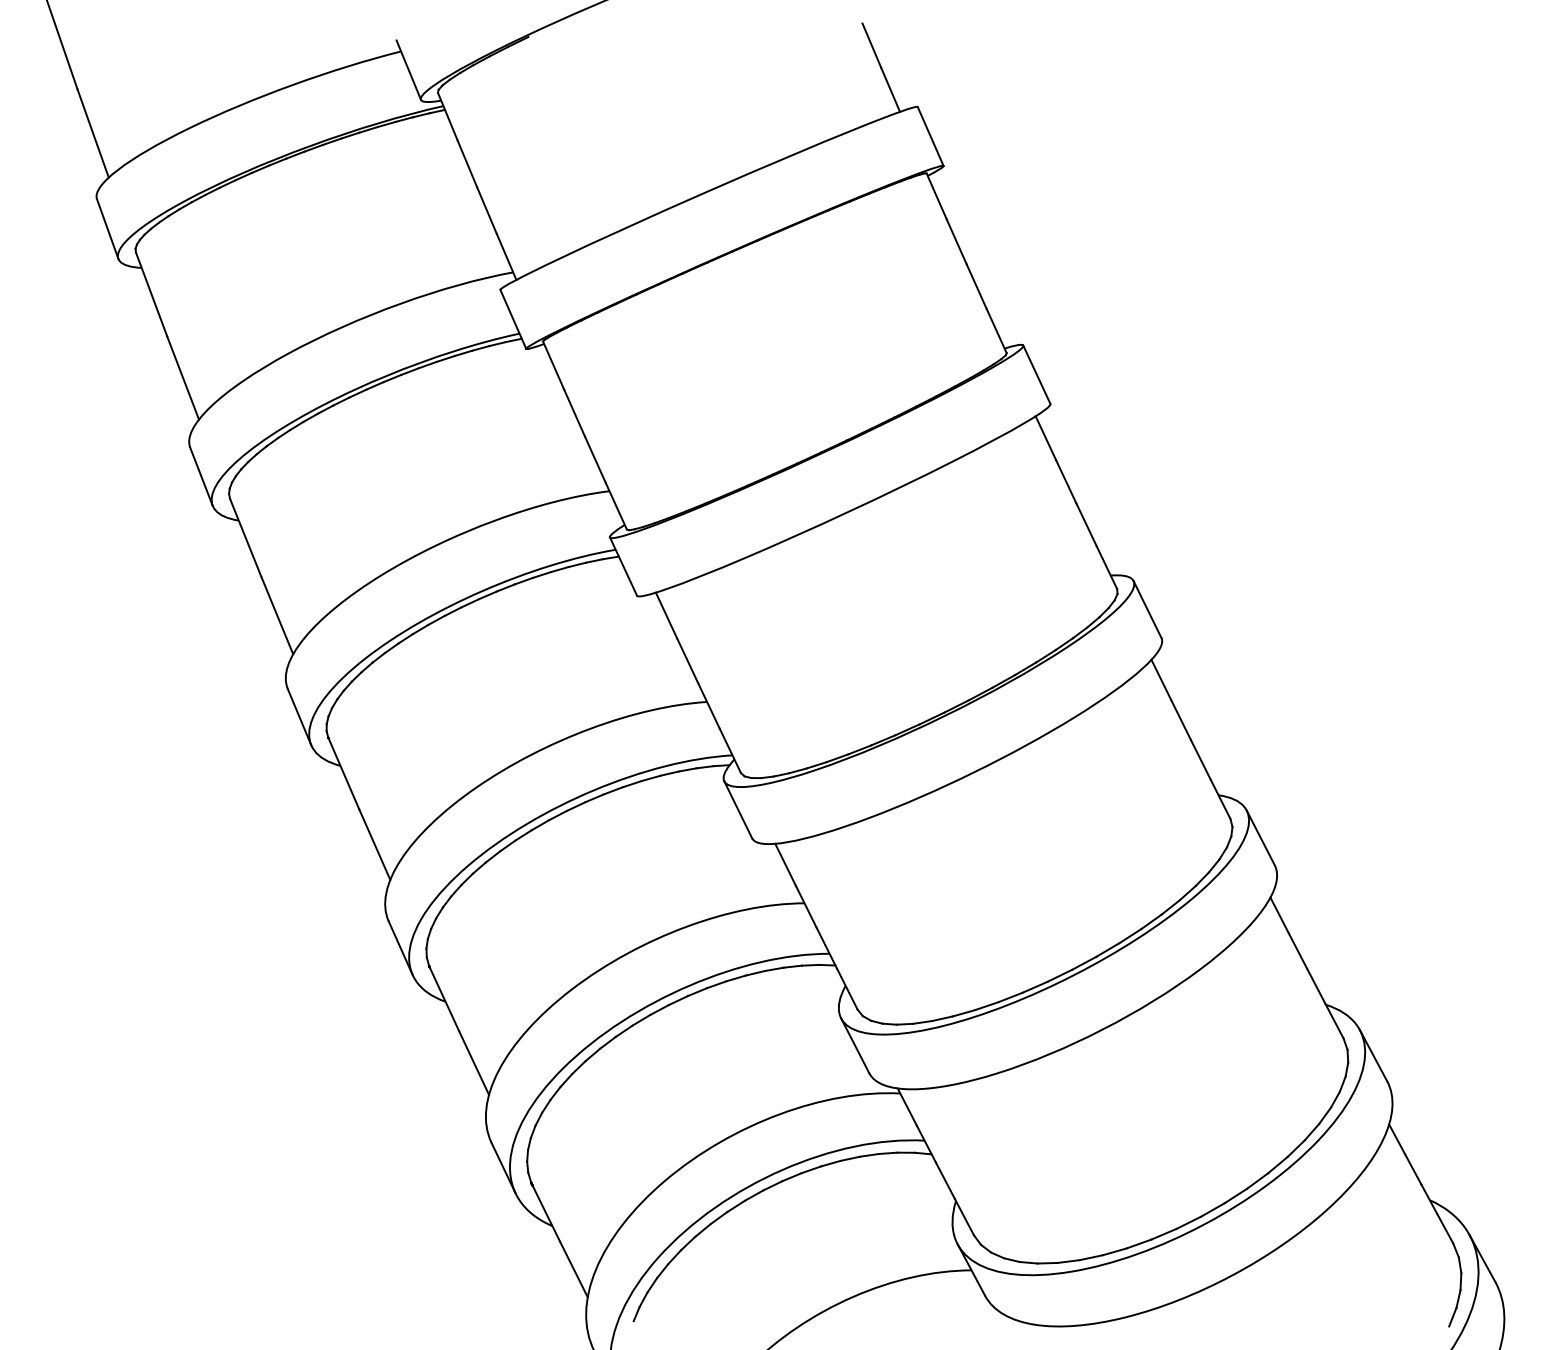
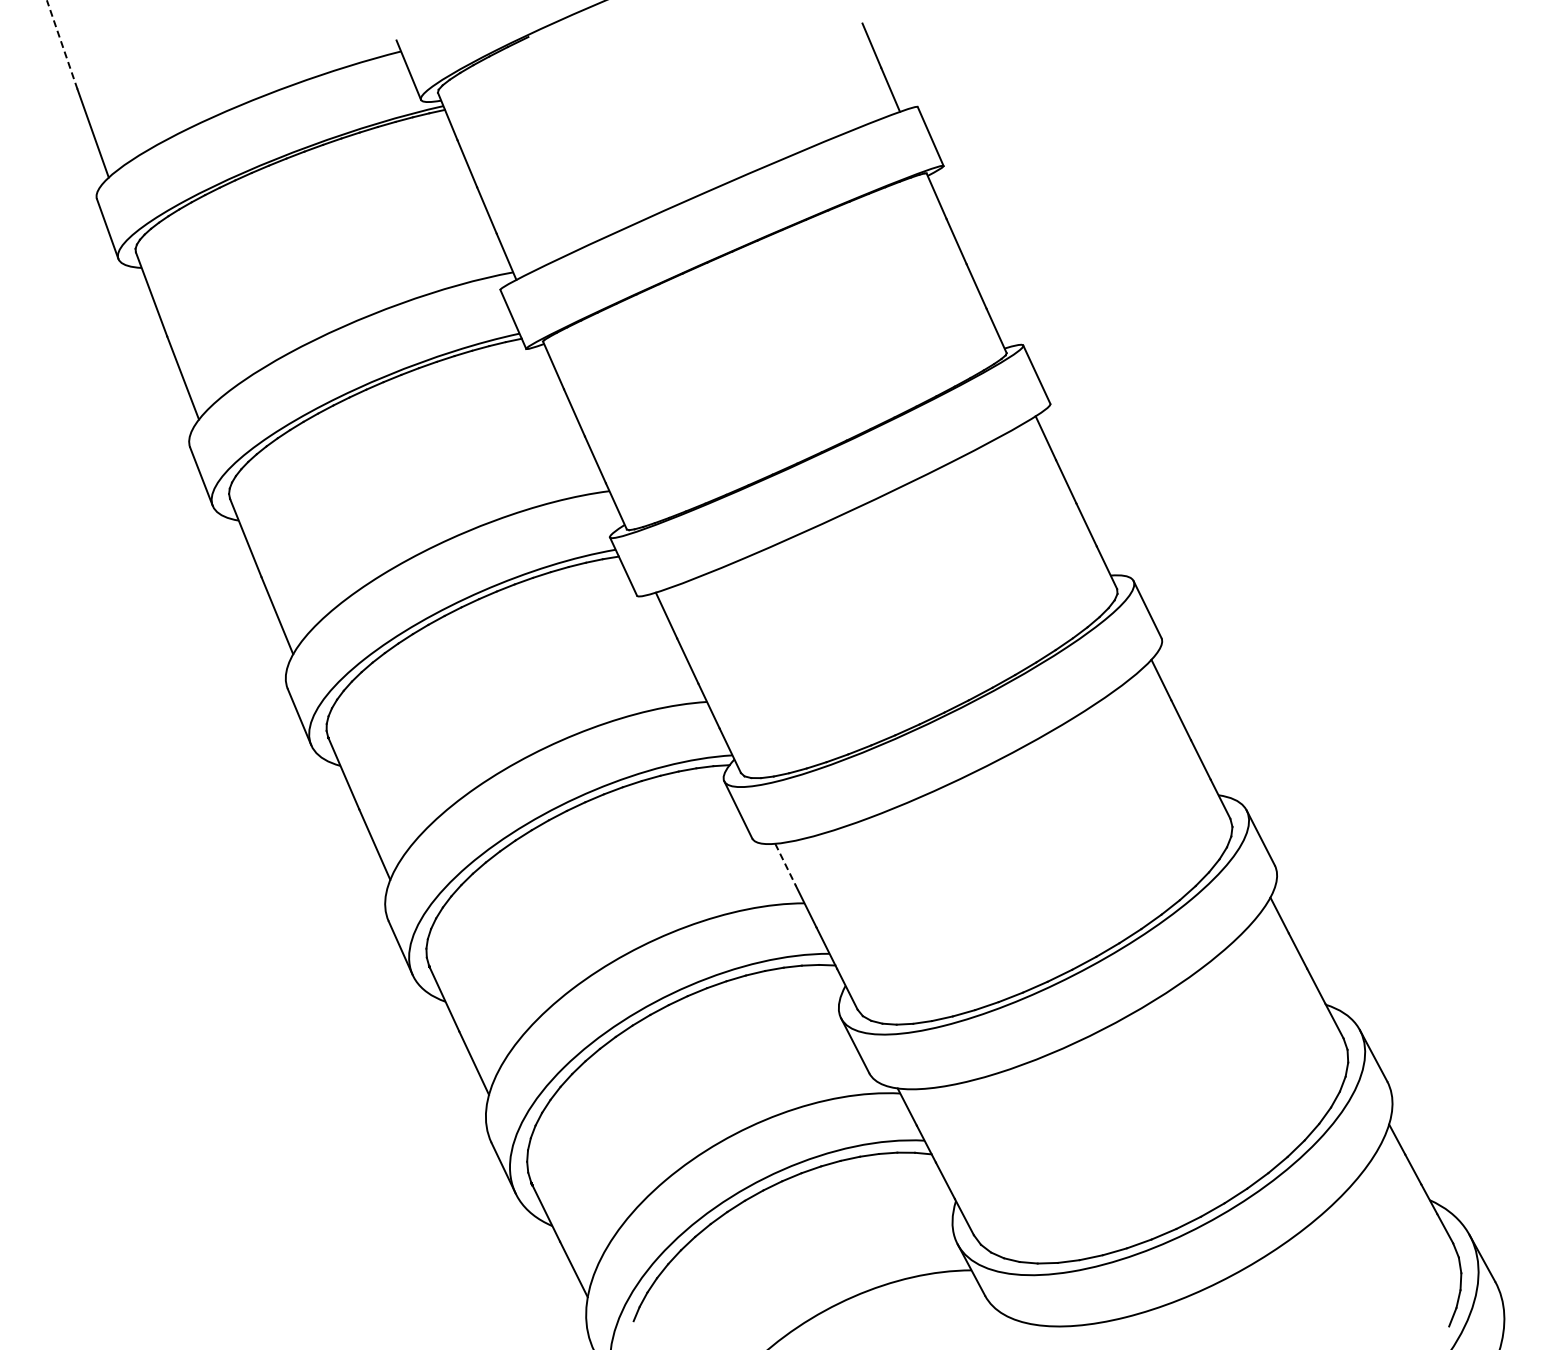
line: solid -> dashed (62, 44)
line: solid -> dashed (785, 865)
